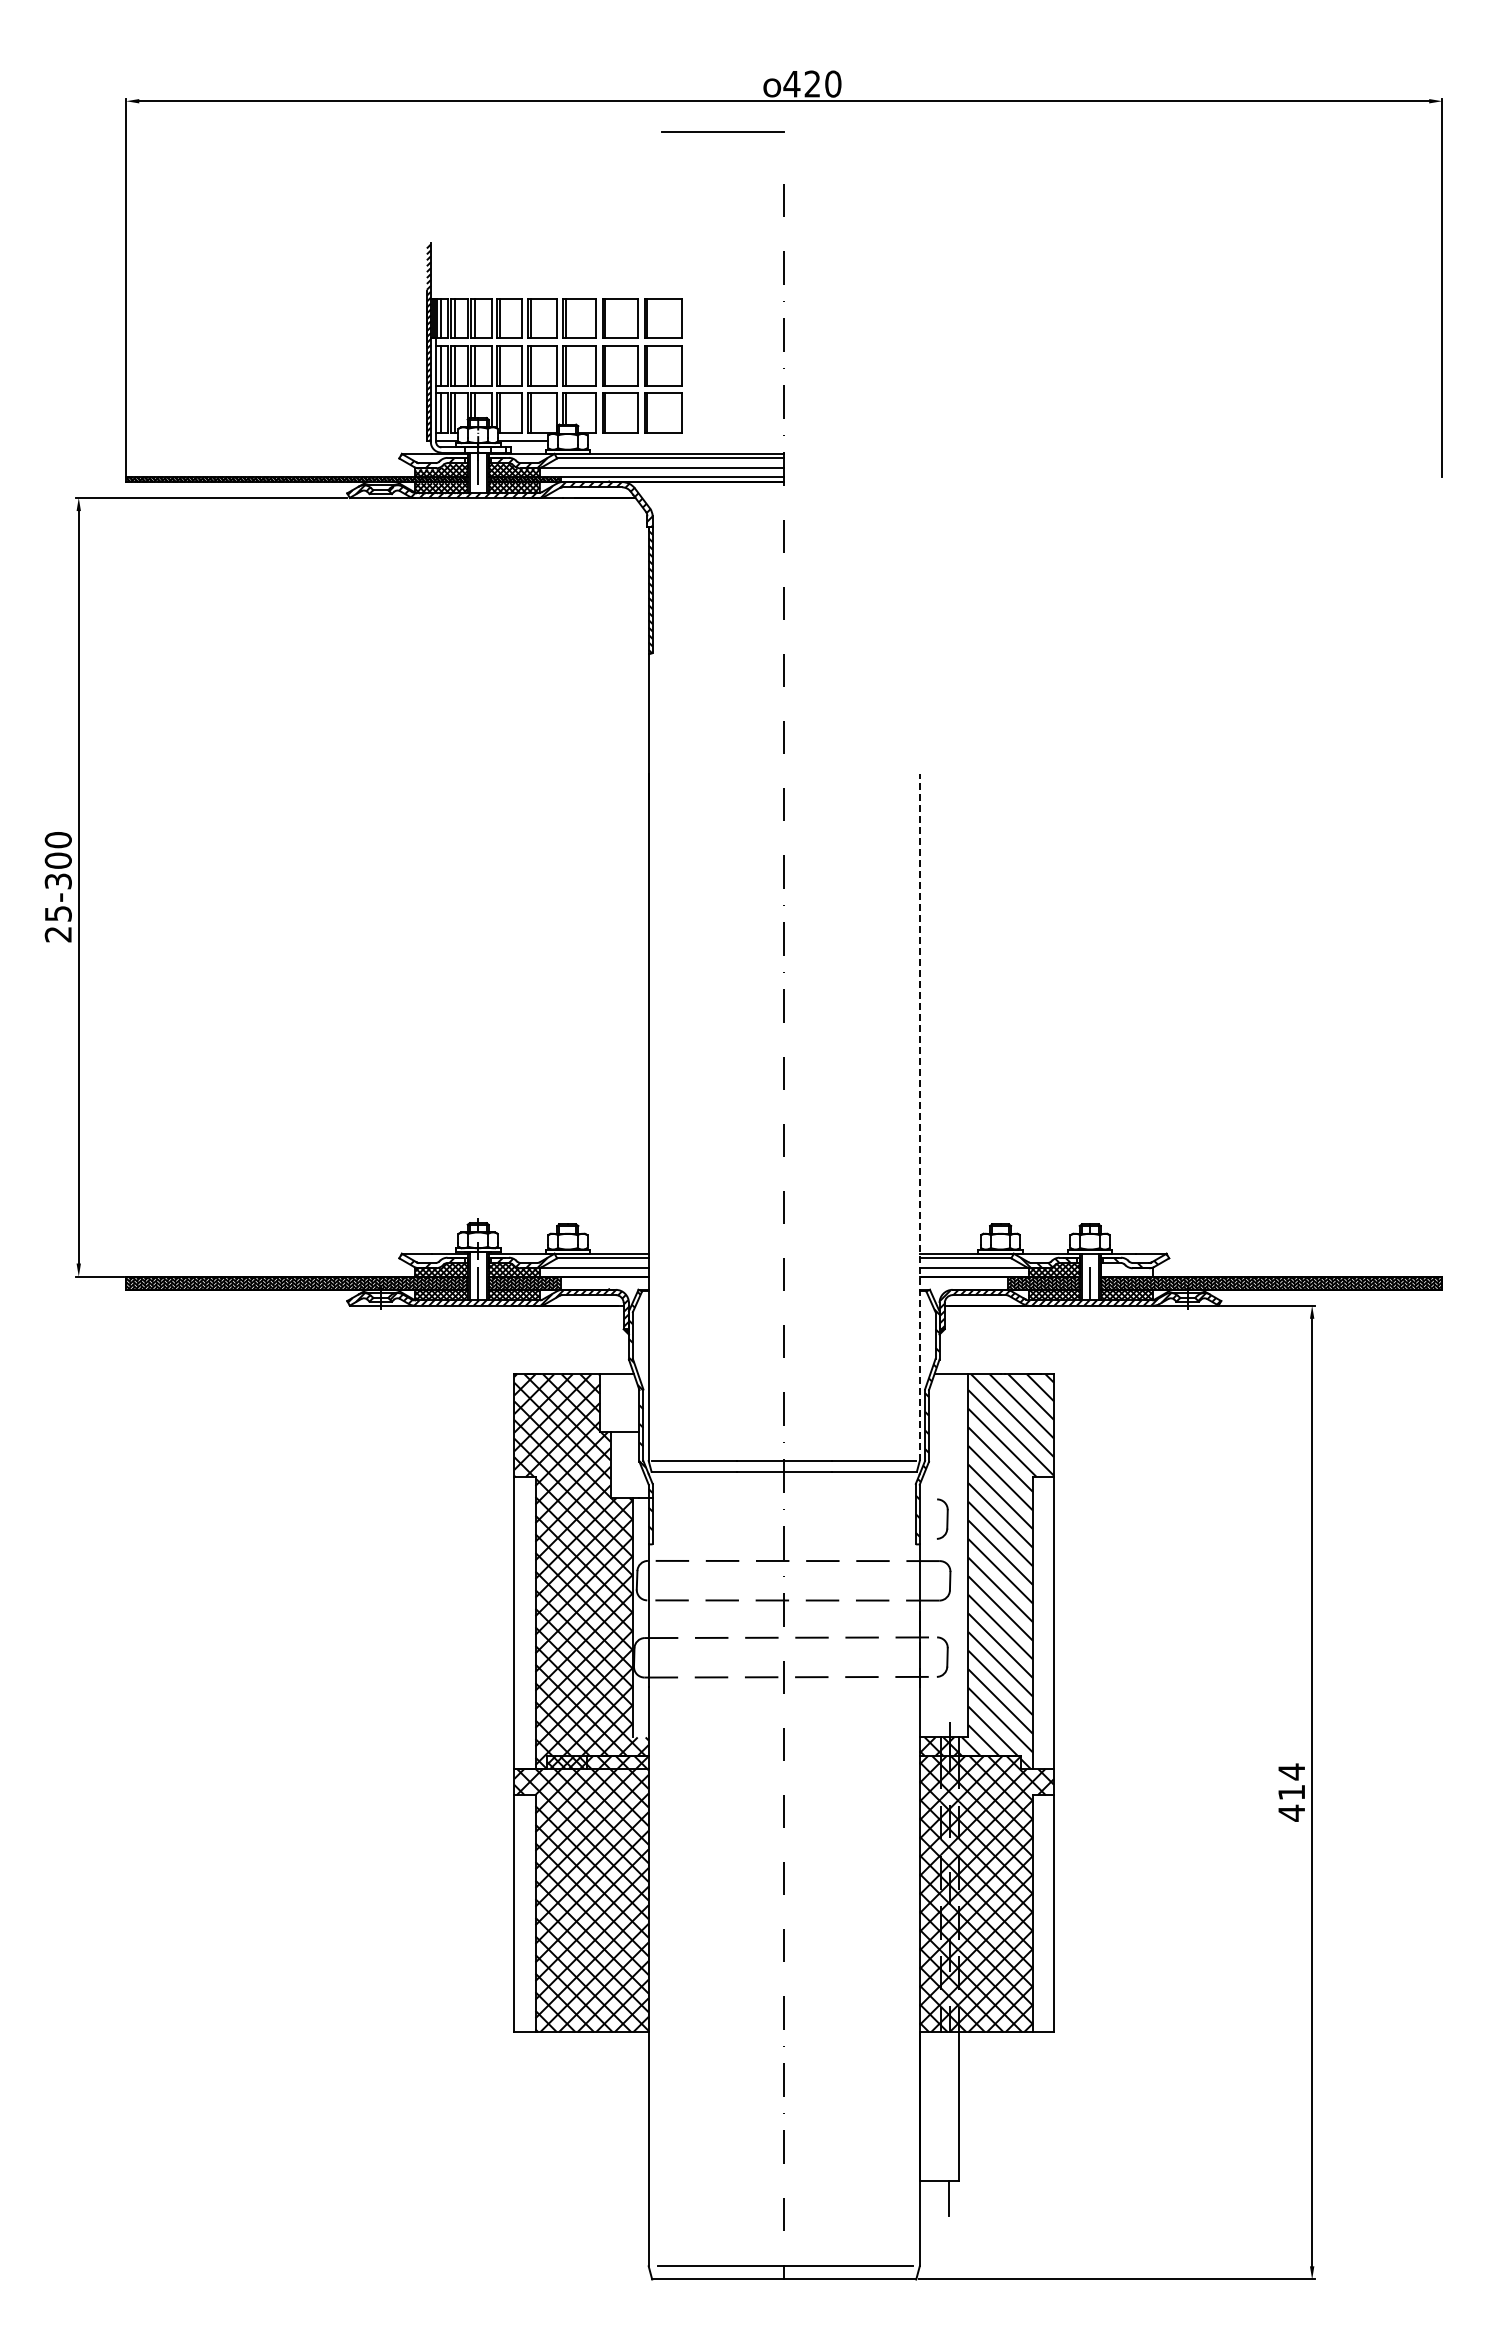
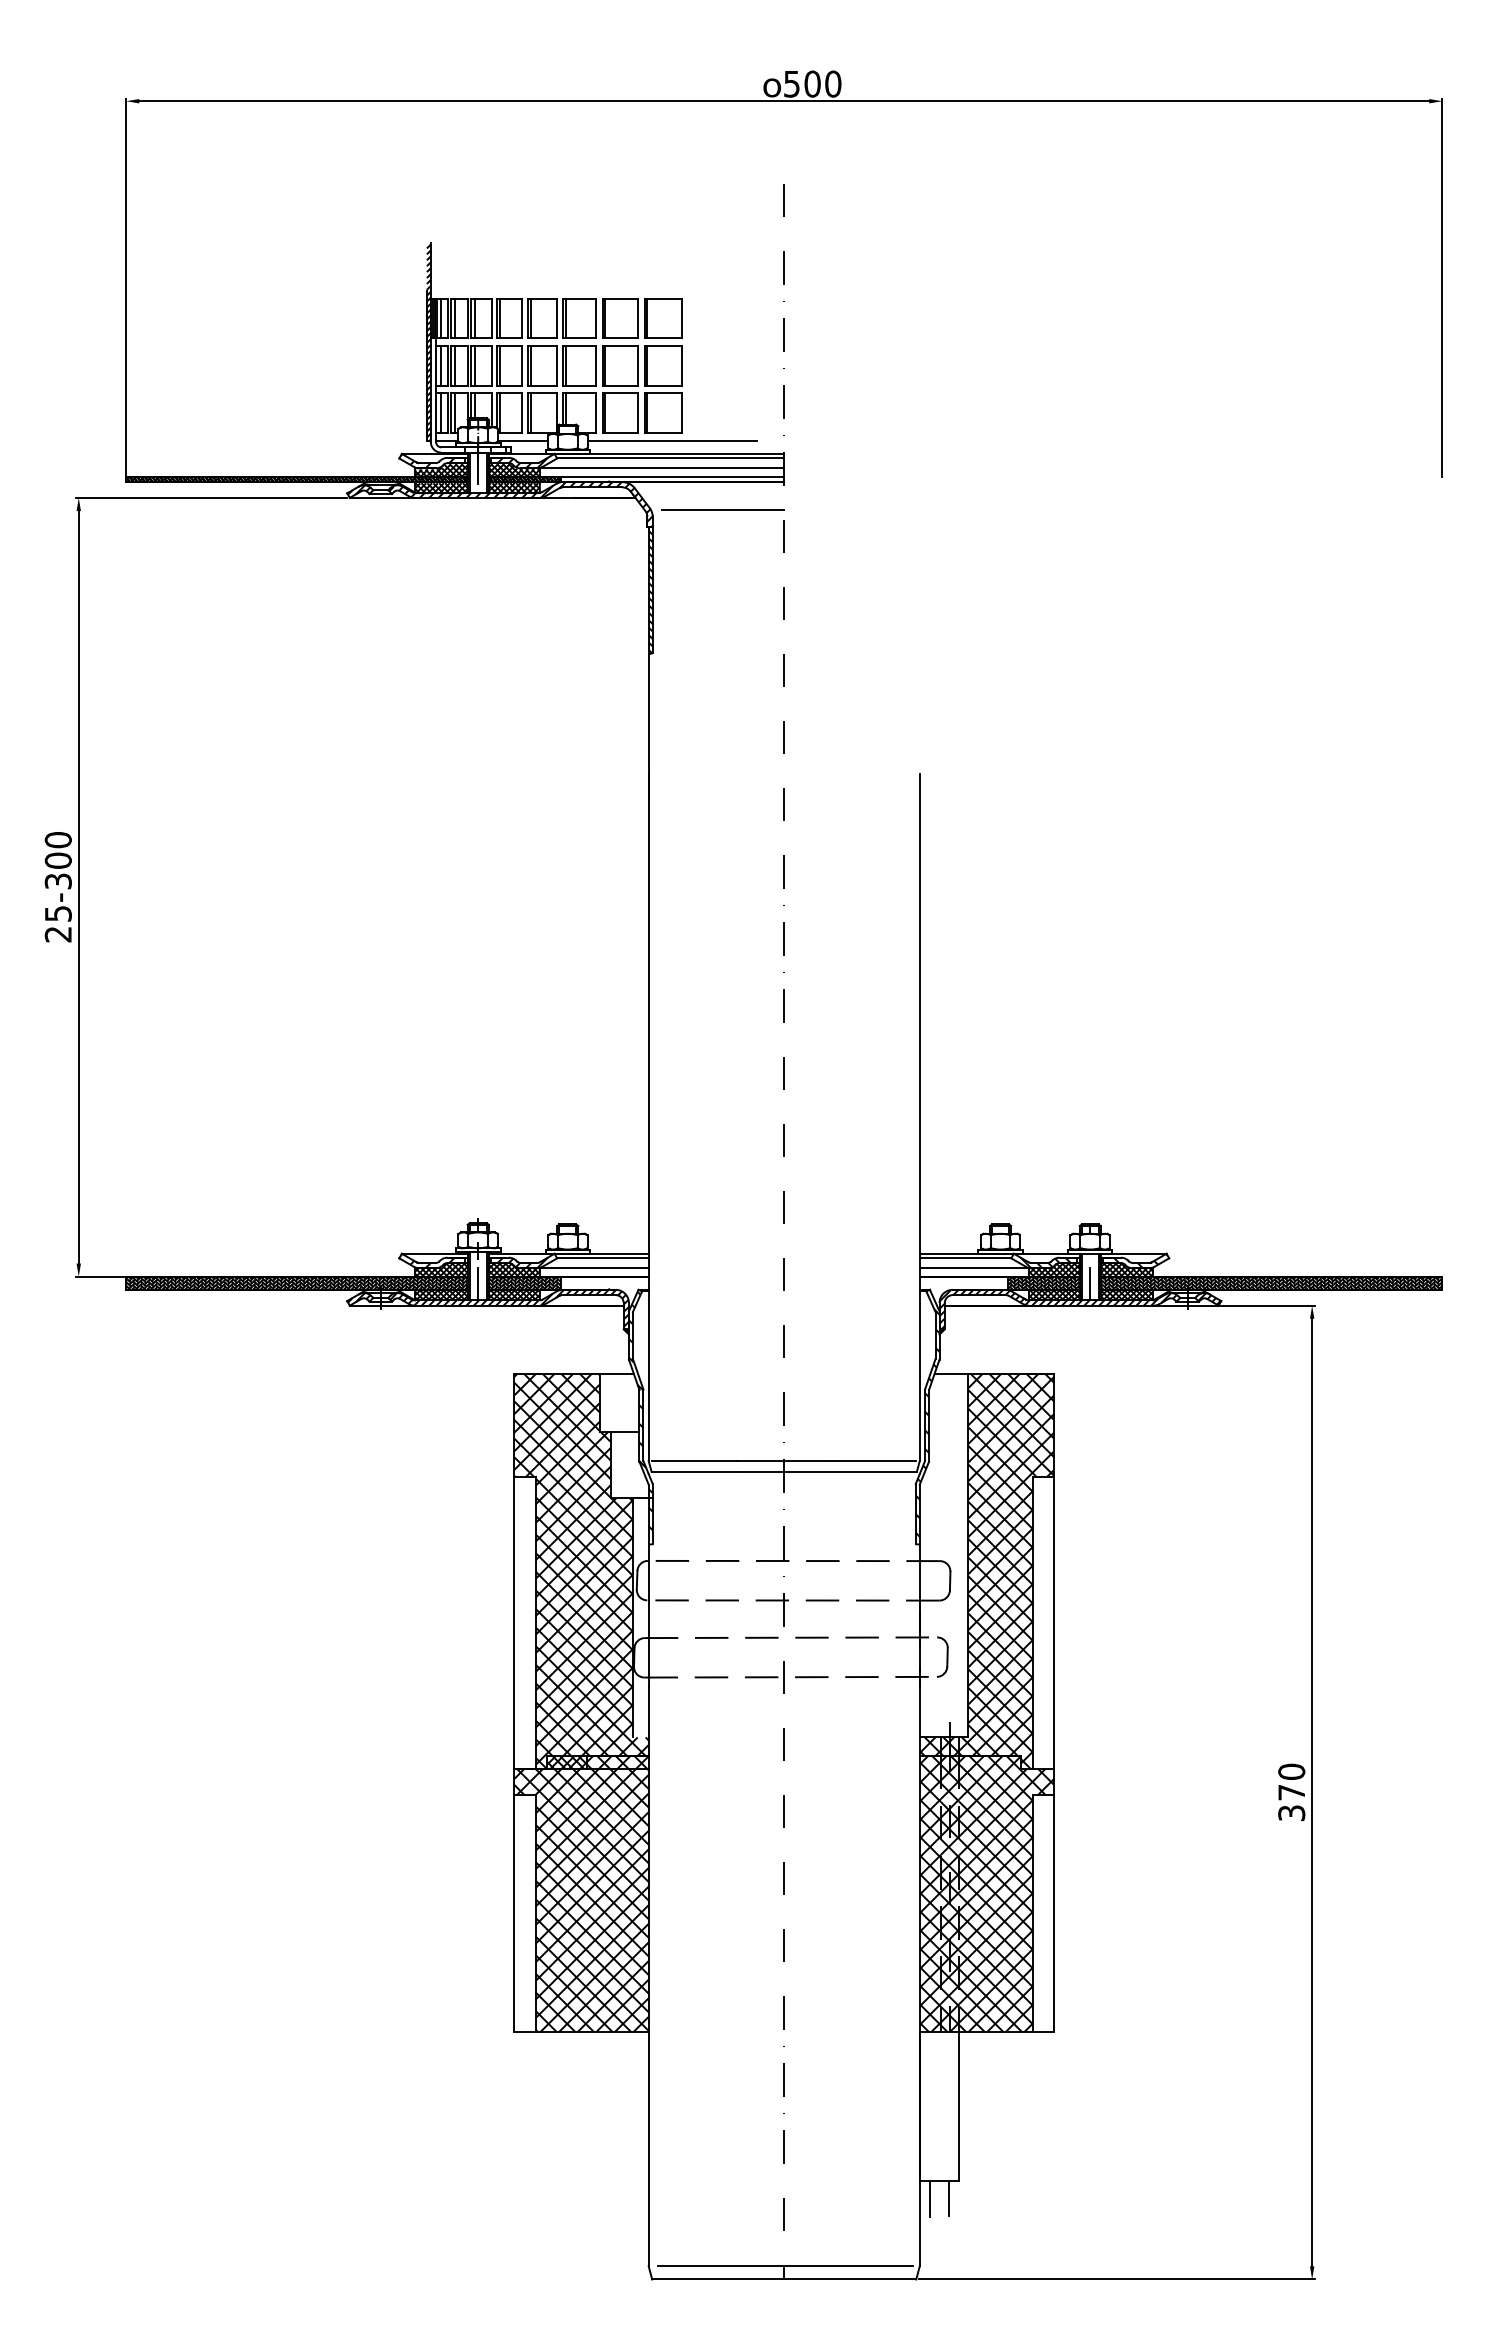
text: 420 -> 500 (801, 83)
line position: (722, 131) -> (722, 509) (722, 509)
line: none -> present (671, 440)
line: dashed -> solid (919, 1117)
hatch: none -> present (1126, 1269)
part: present -> none (942, 1518)
hatch: none -> present (1006, 1568)
text: 414 -> 370 (1291, 1792)
line: none -> present (930, 2198)
